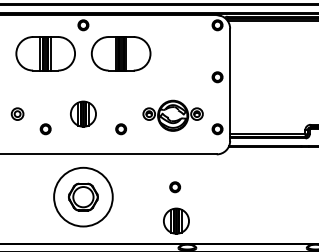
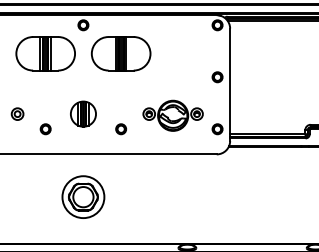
part: present -> none (175, 187)
circle diameter: 59 px -> 42 px (83, 197)
part: present -> none (176, 220)
